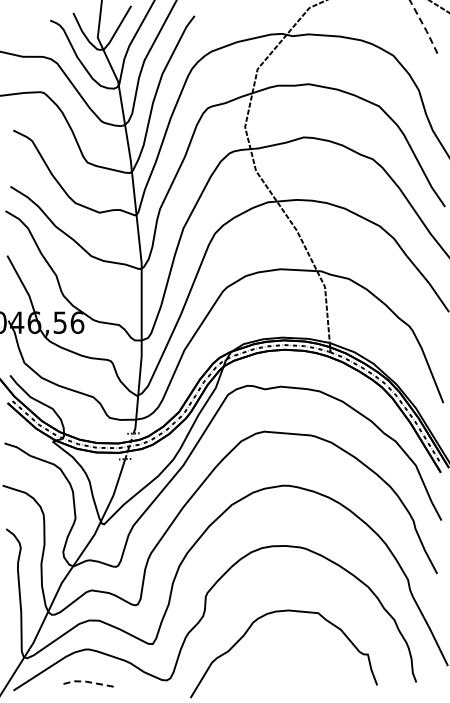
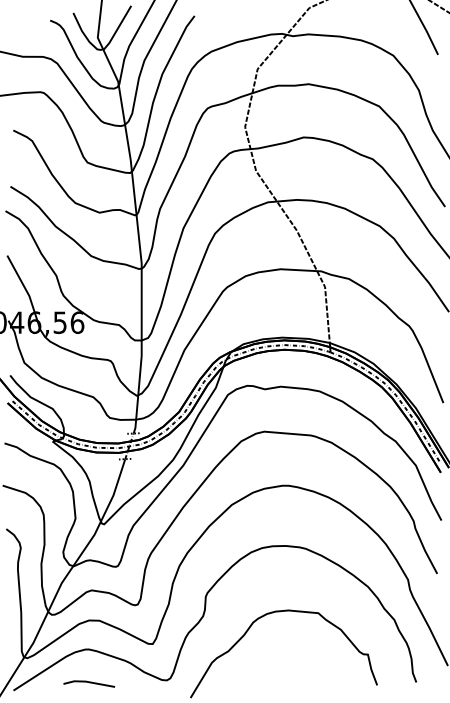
line: dashed -> solid (425, 28)
line: dashed -> solid (87, 681)
